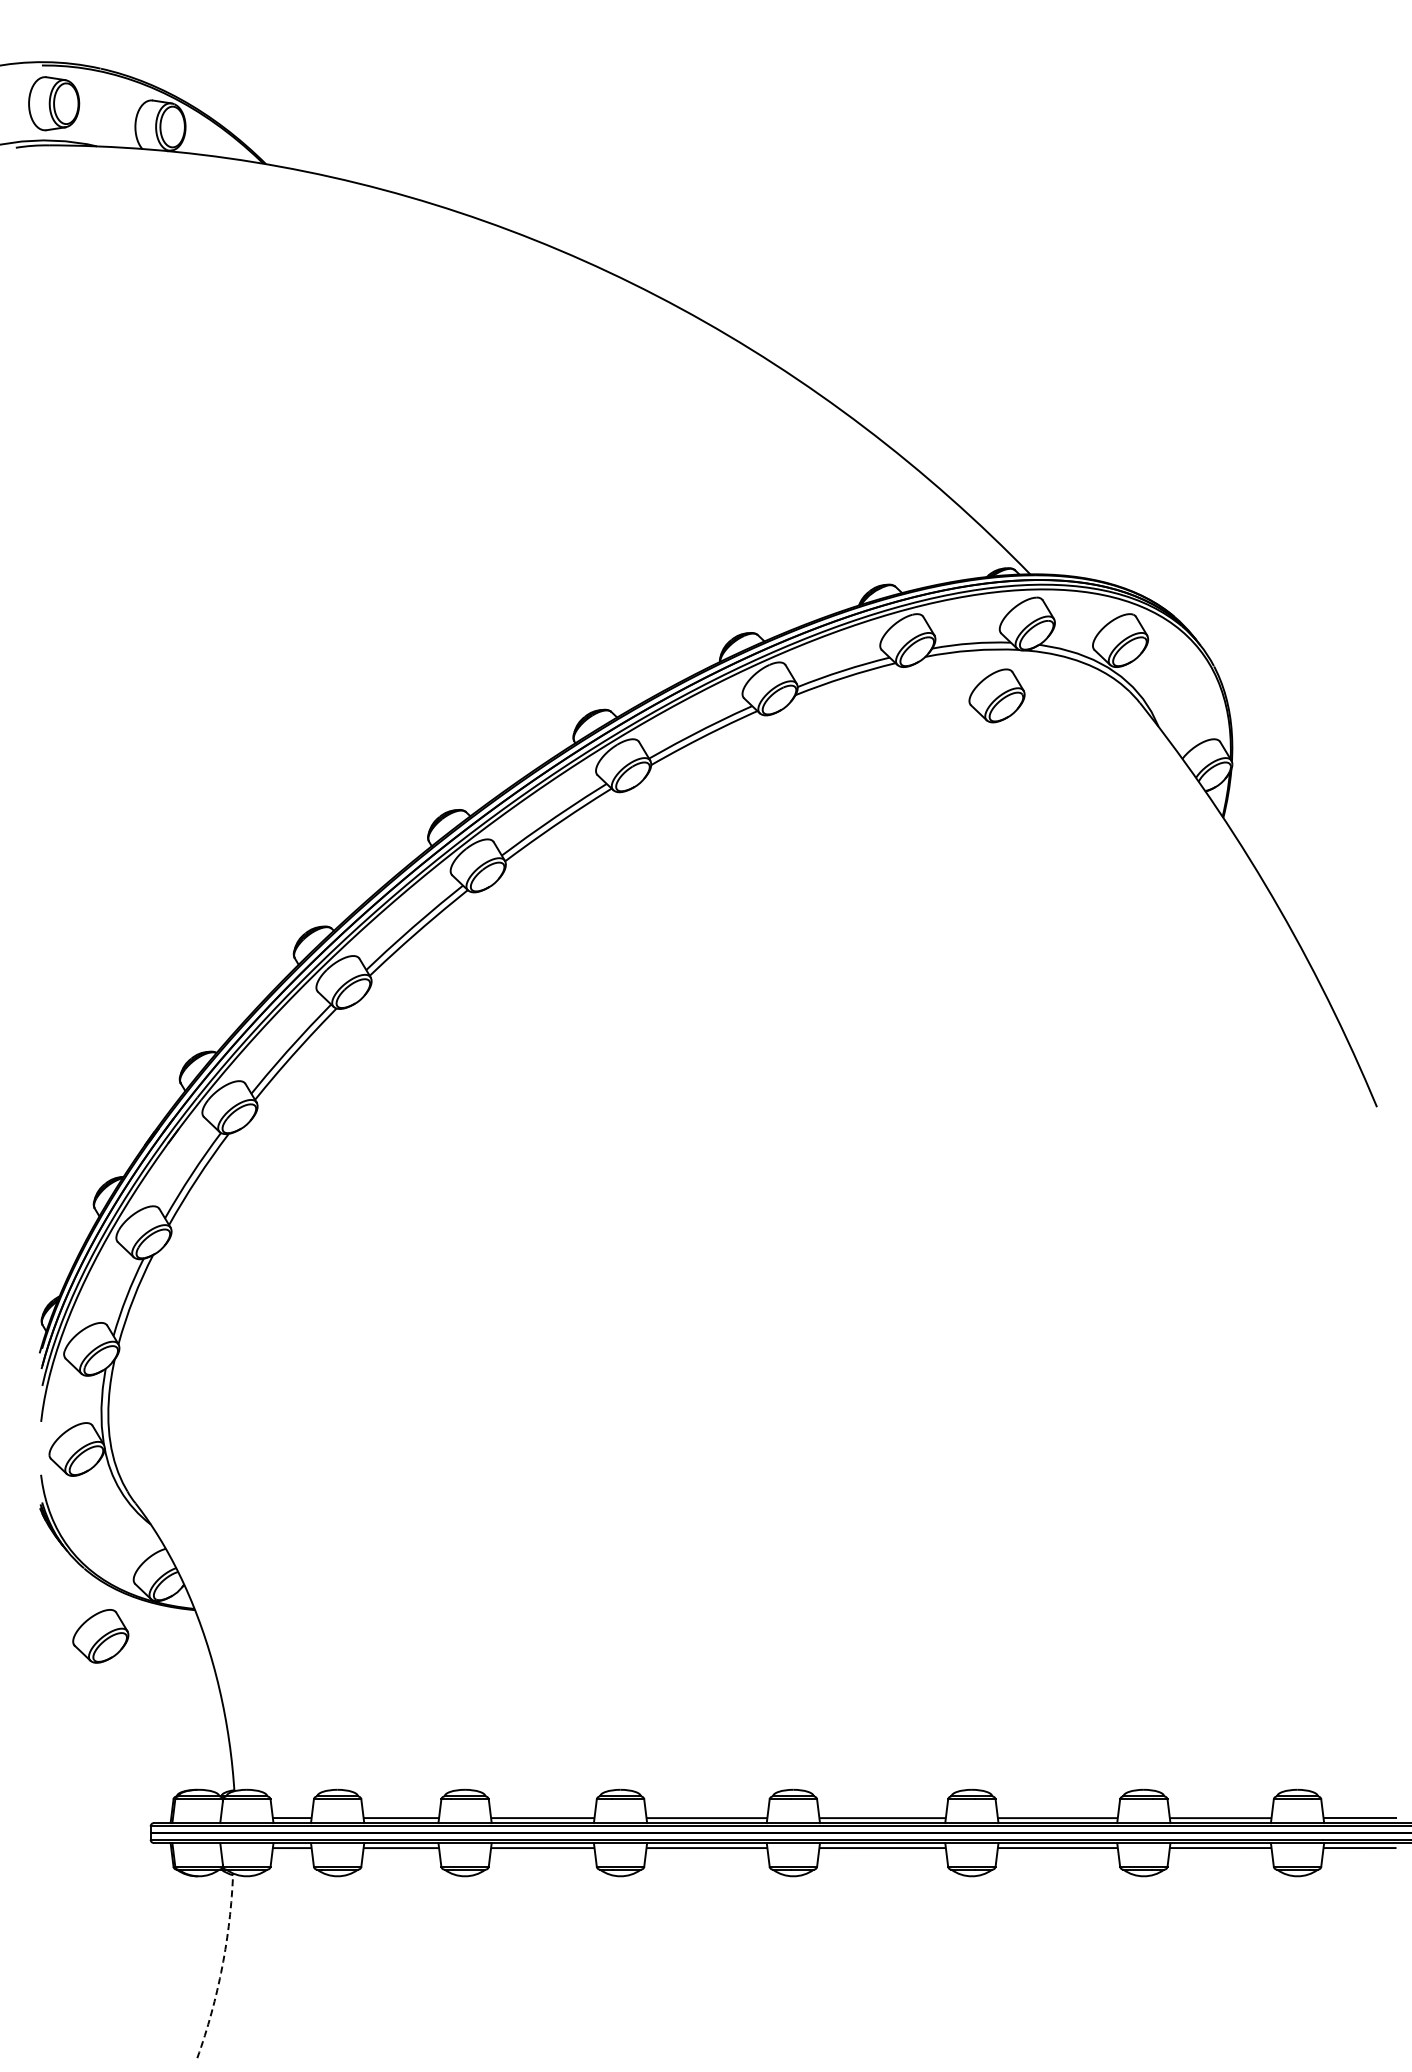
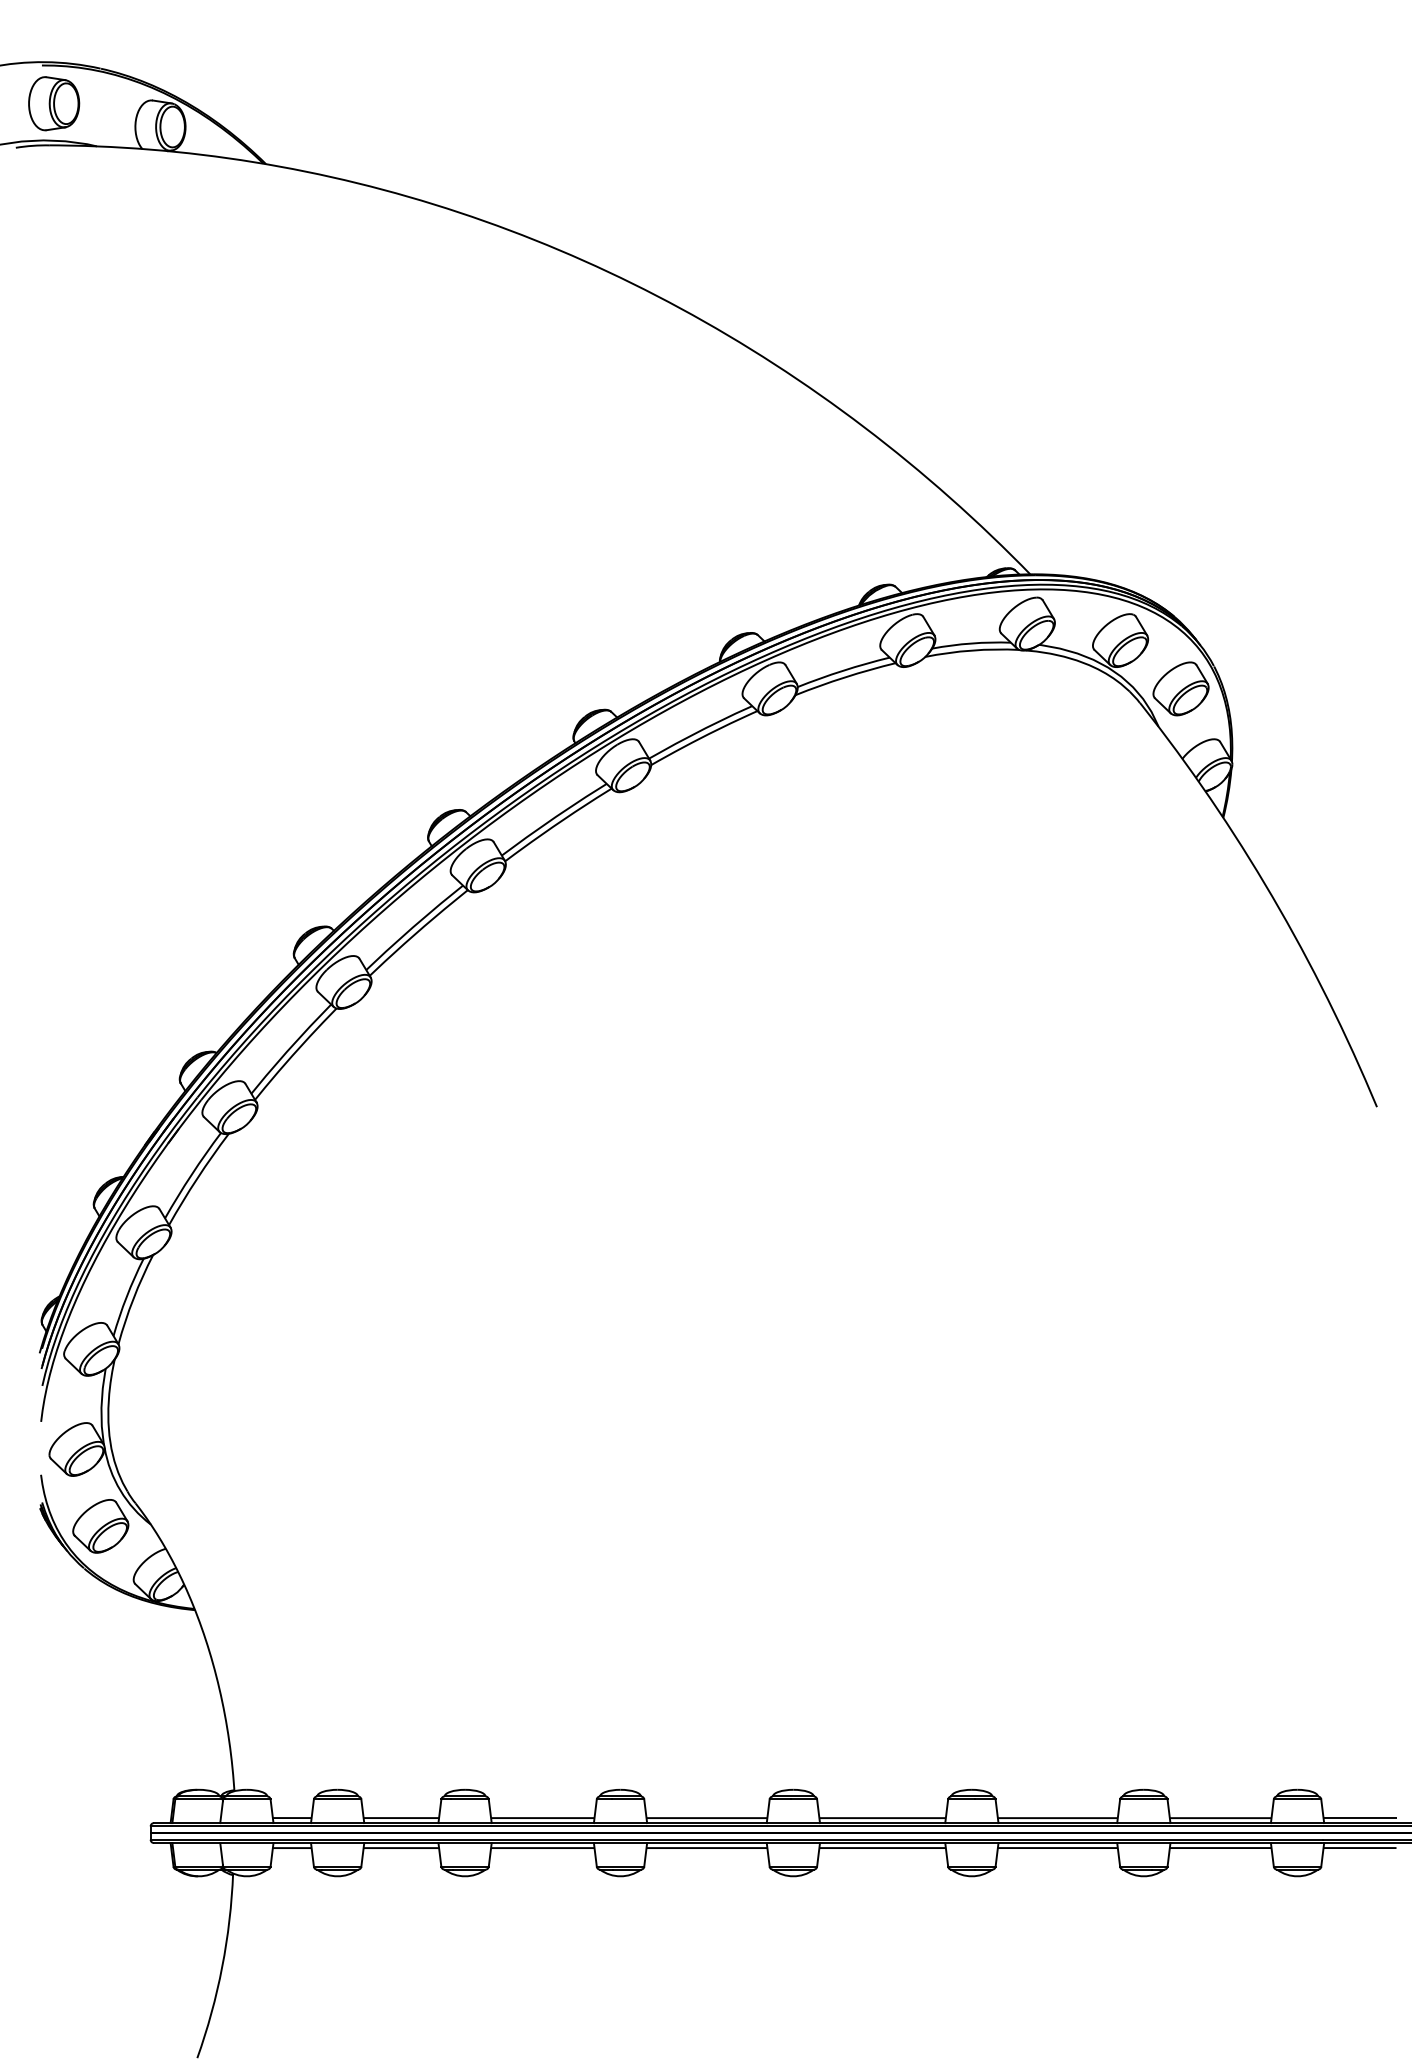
part position: (996, 695) -> (1180, 688) (1180, 688)
part position: (100, 1636) -> (100, 1526) (100, 1526)
arc: dashed -> solid (222, 1967)
